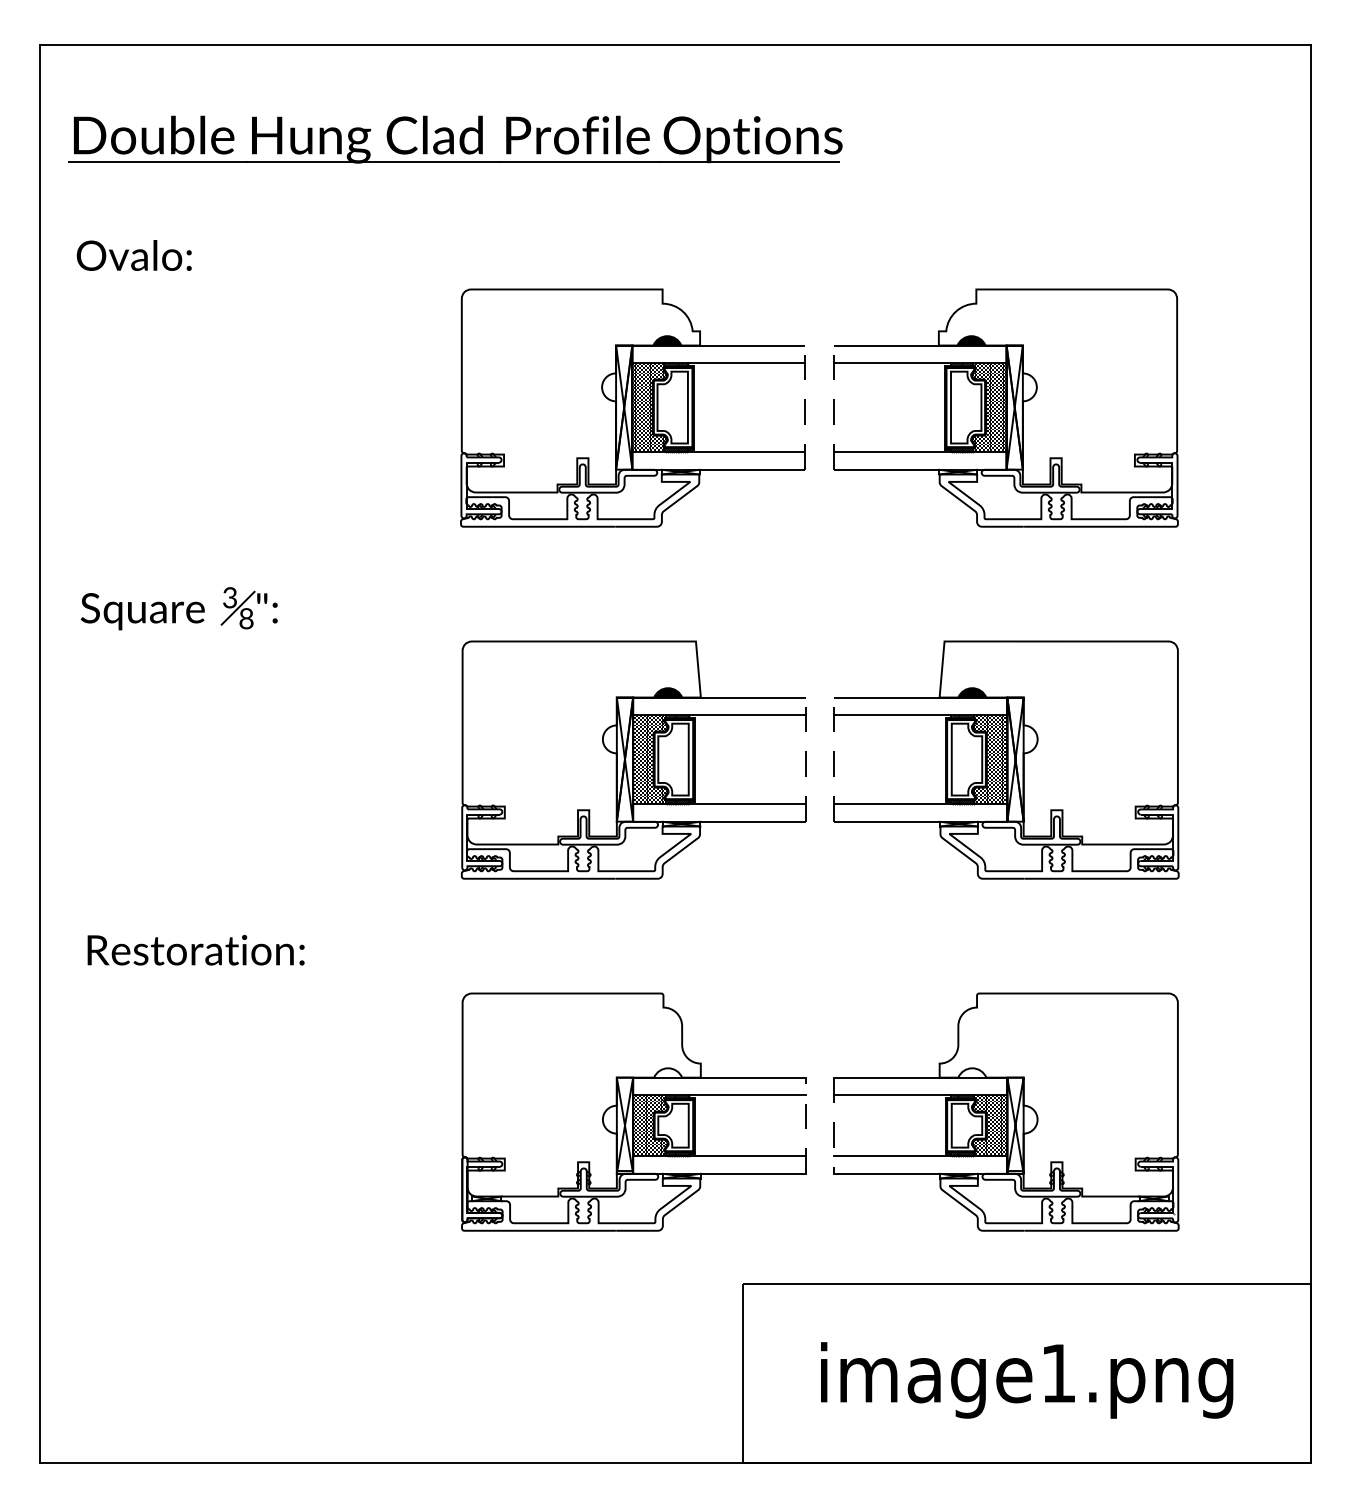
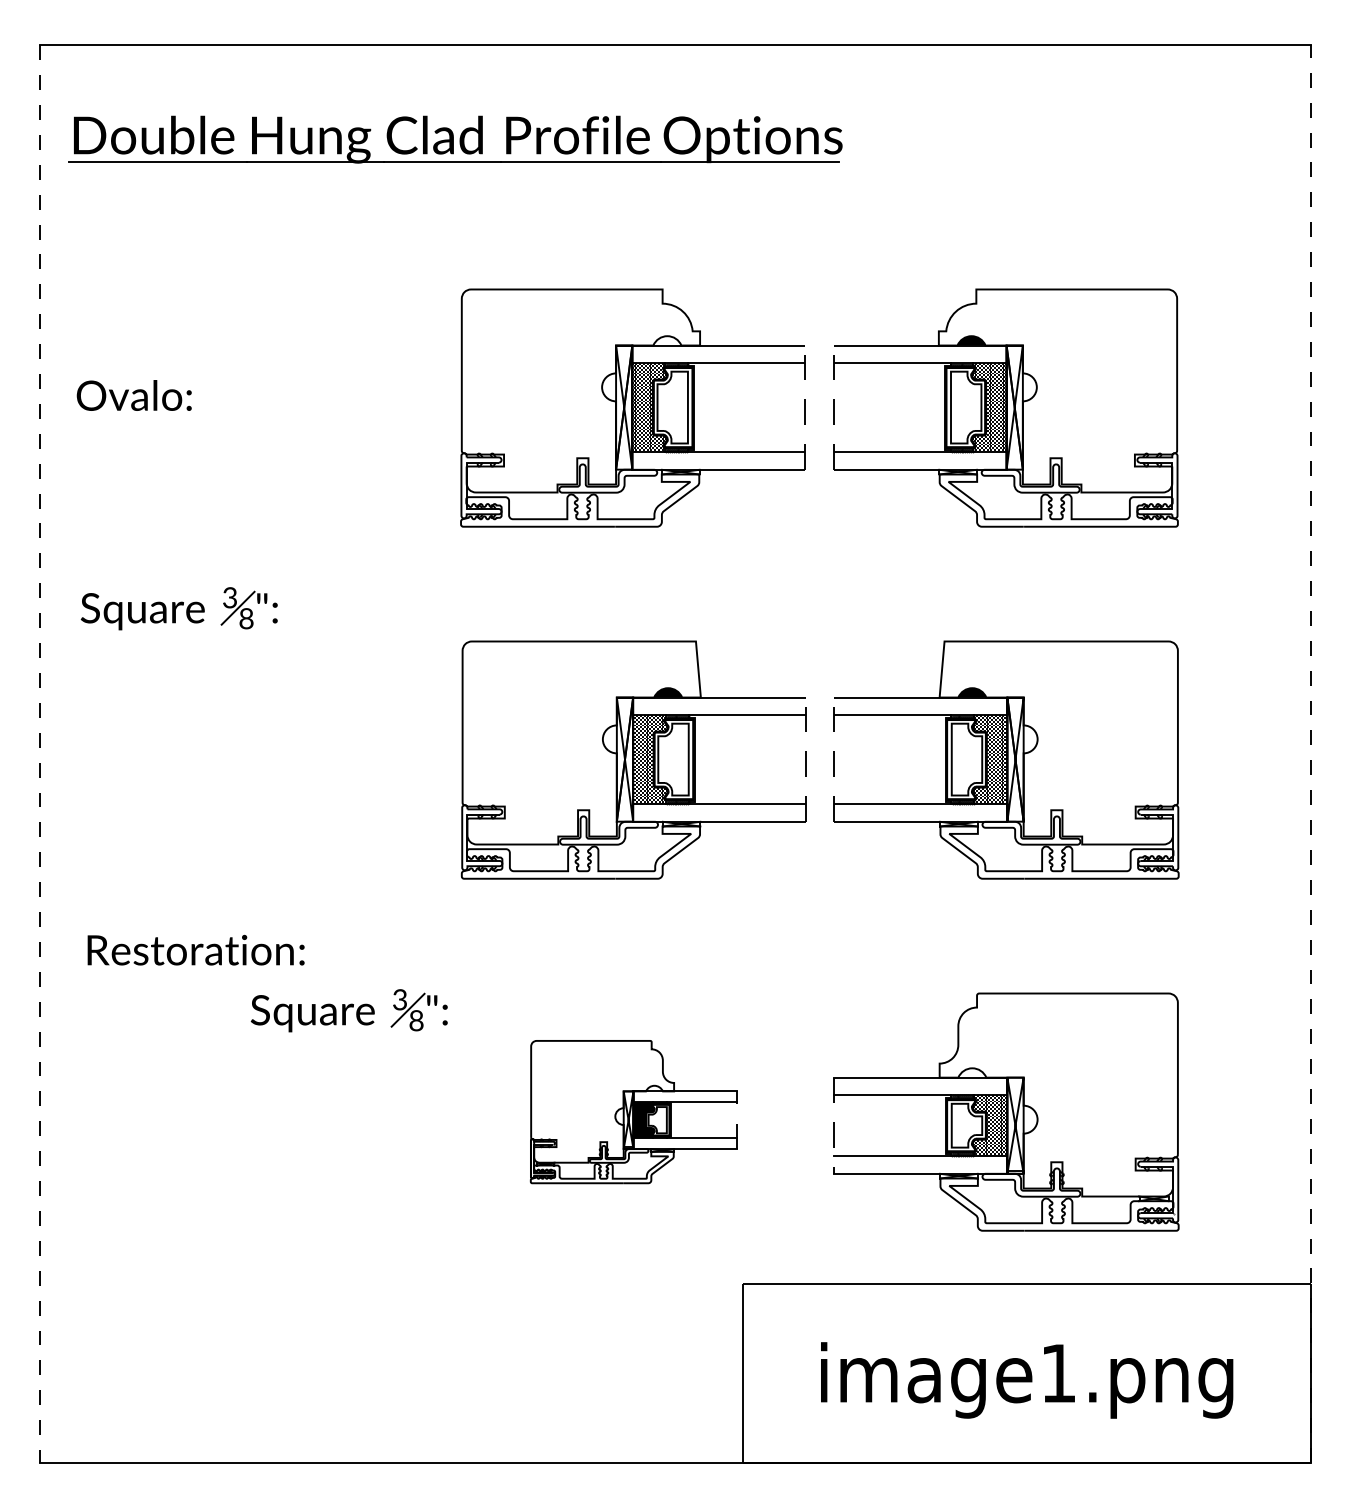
text position: (133, 255) -> (133, 395) (133, 395)
fill: present -> none (667, 340)
line: solid -> dashed (40, 753)
line: solid -> dashed (1310, 753)
part: none -> present (348, 1010)
part size: 346x240 px -> 209x145 px (633, 1112)
